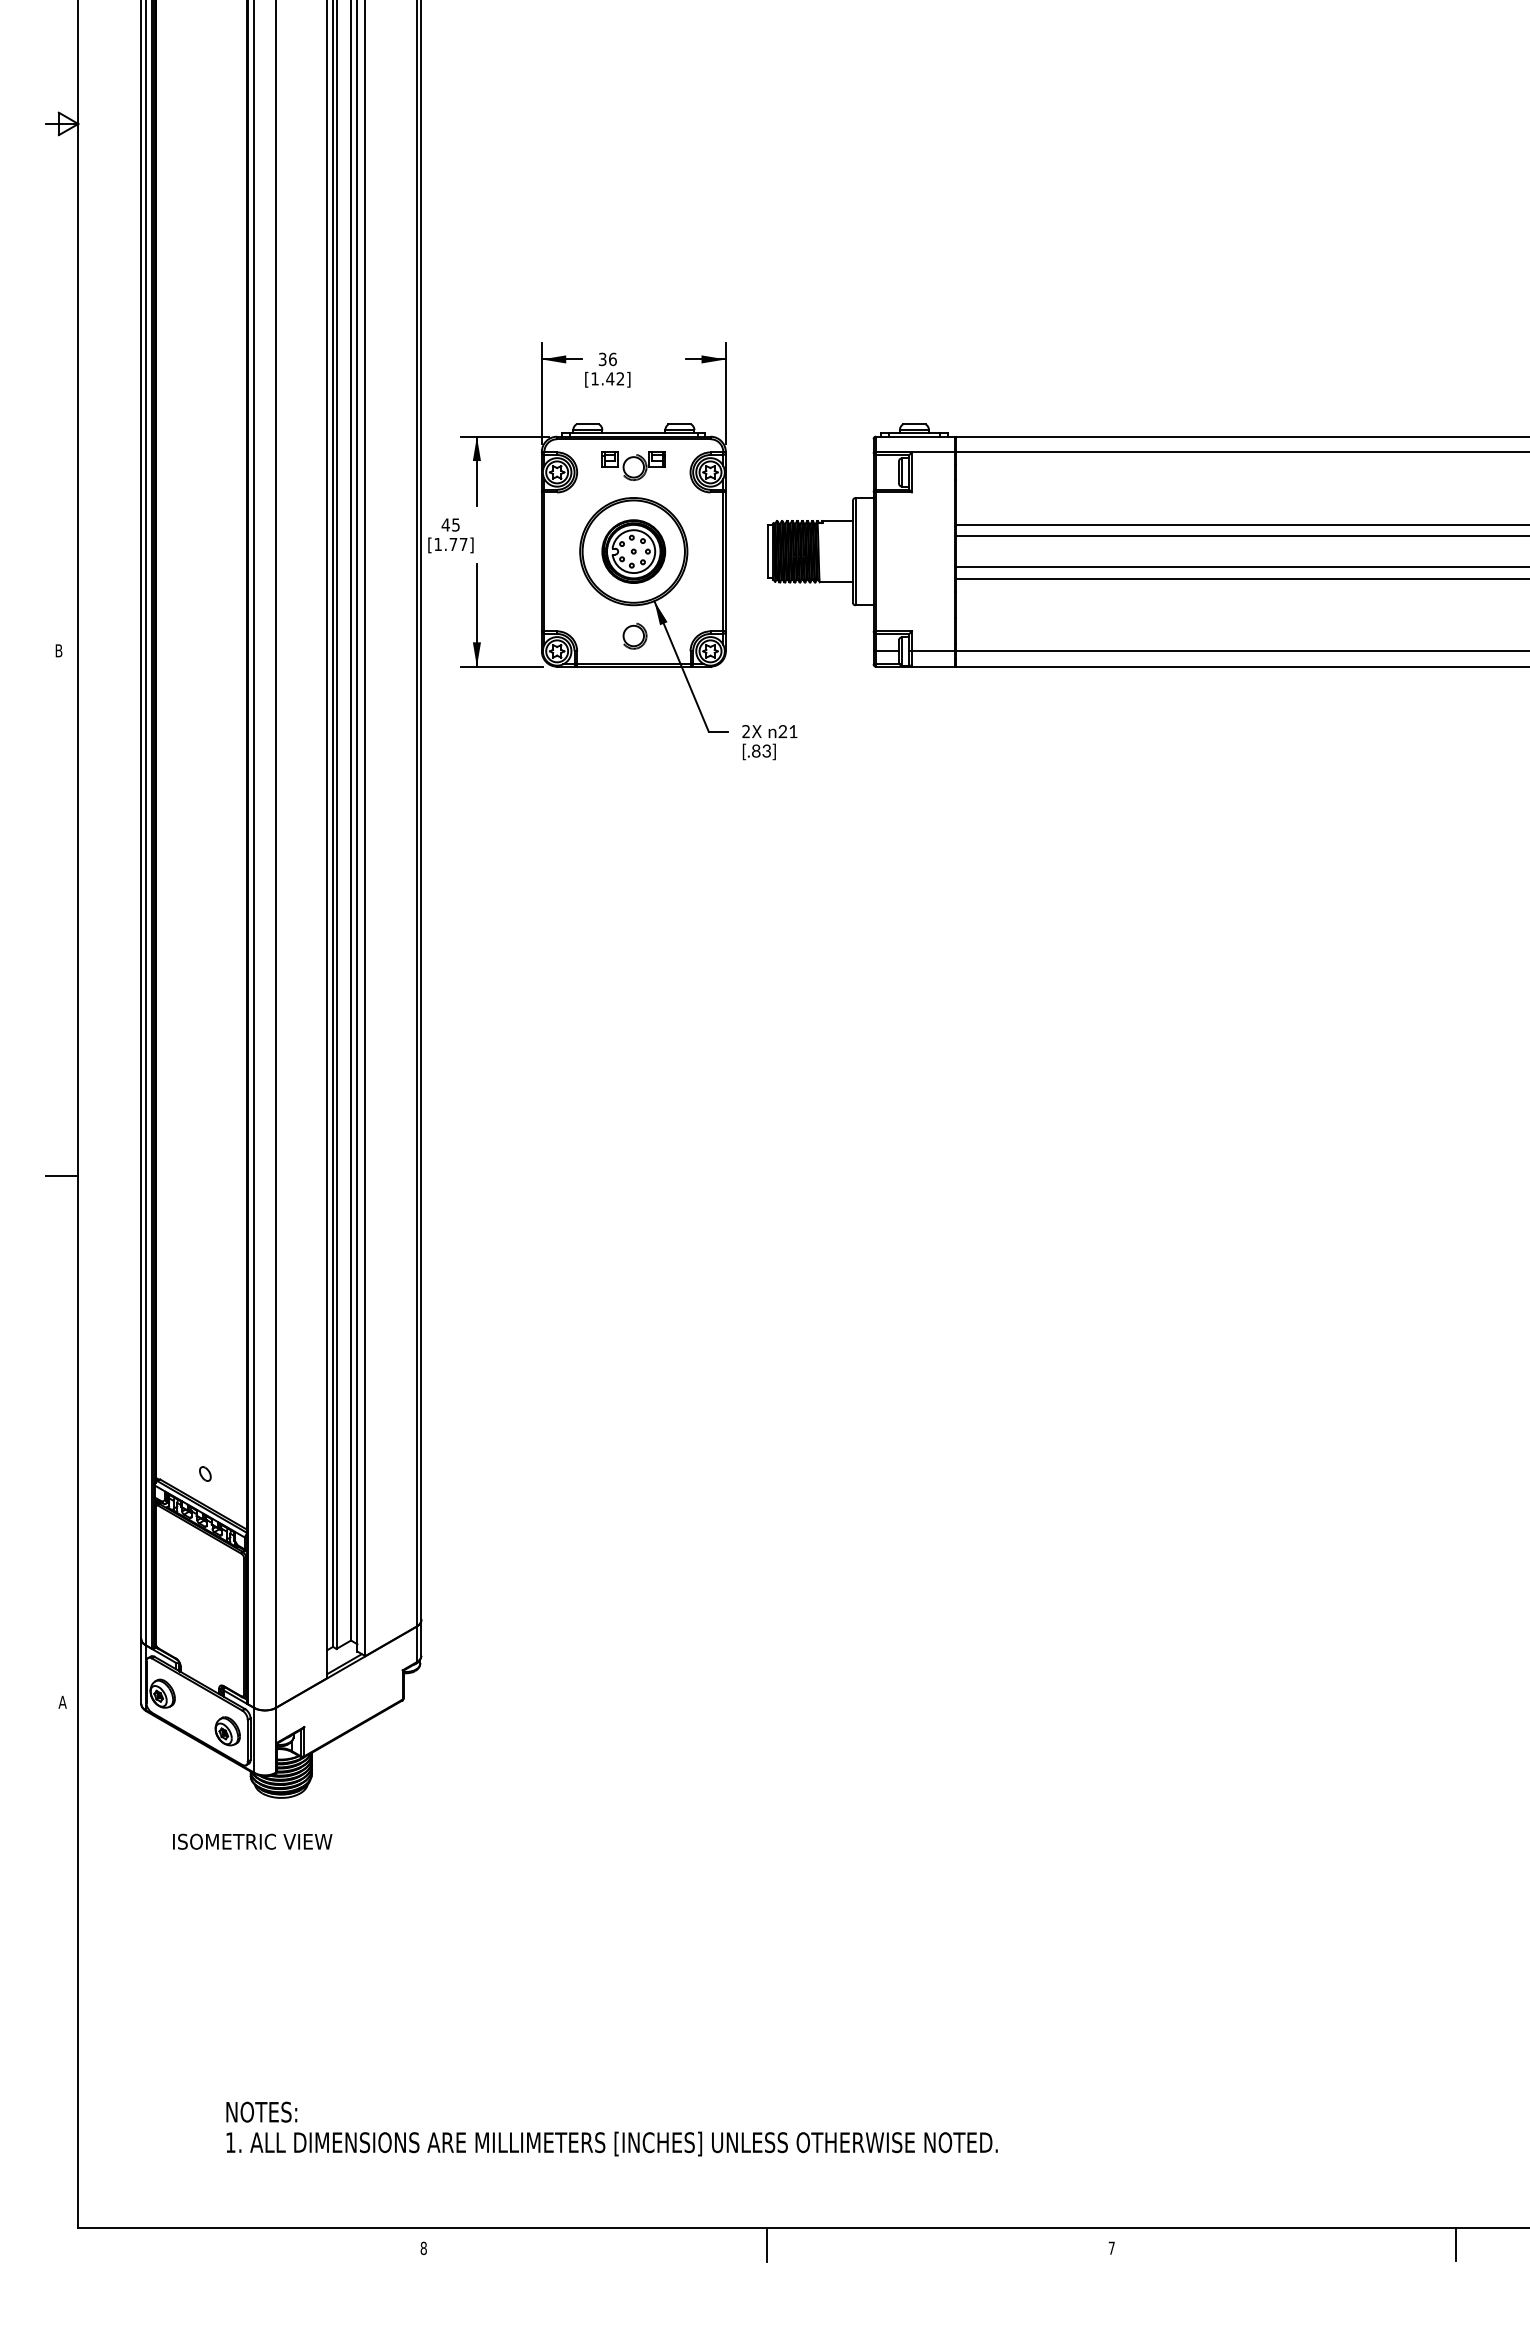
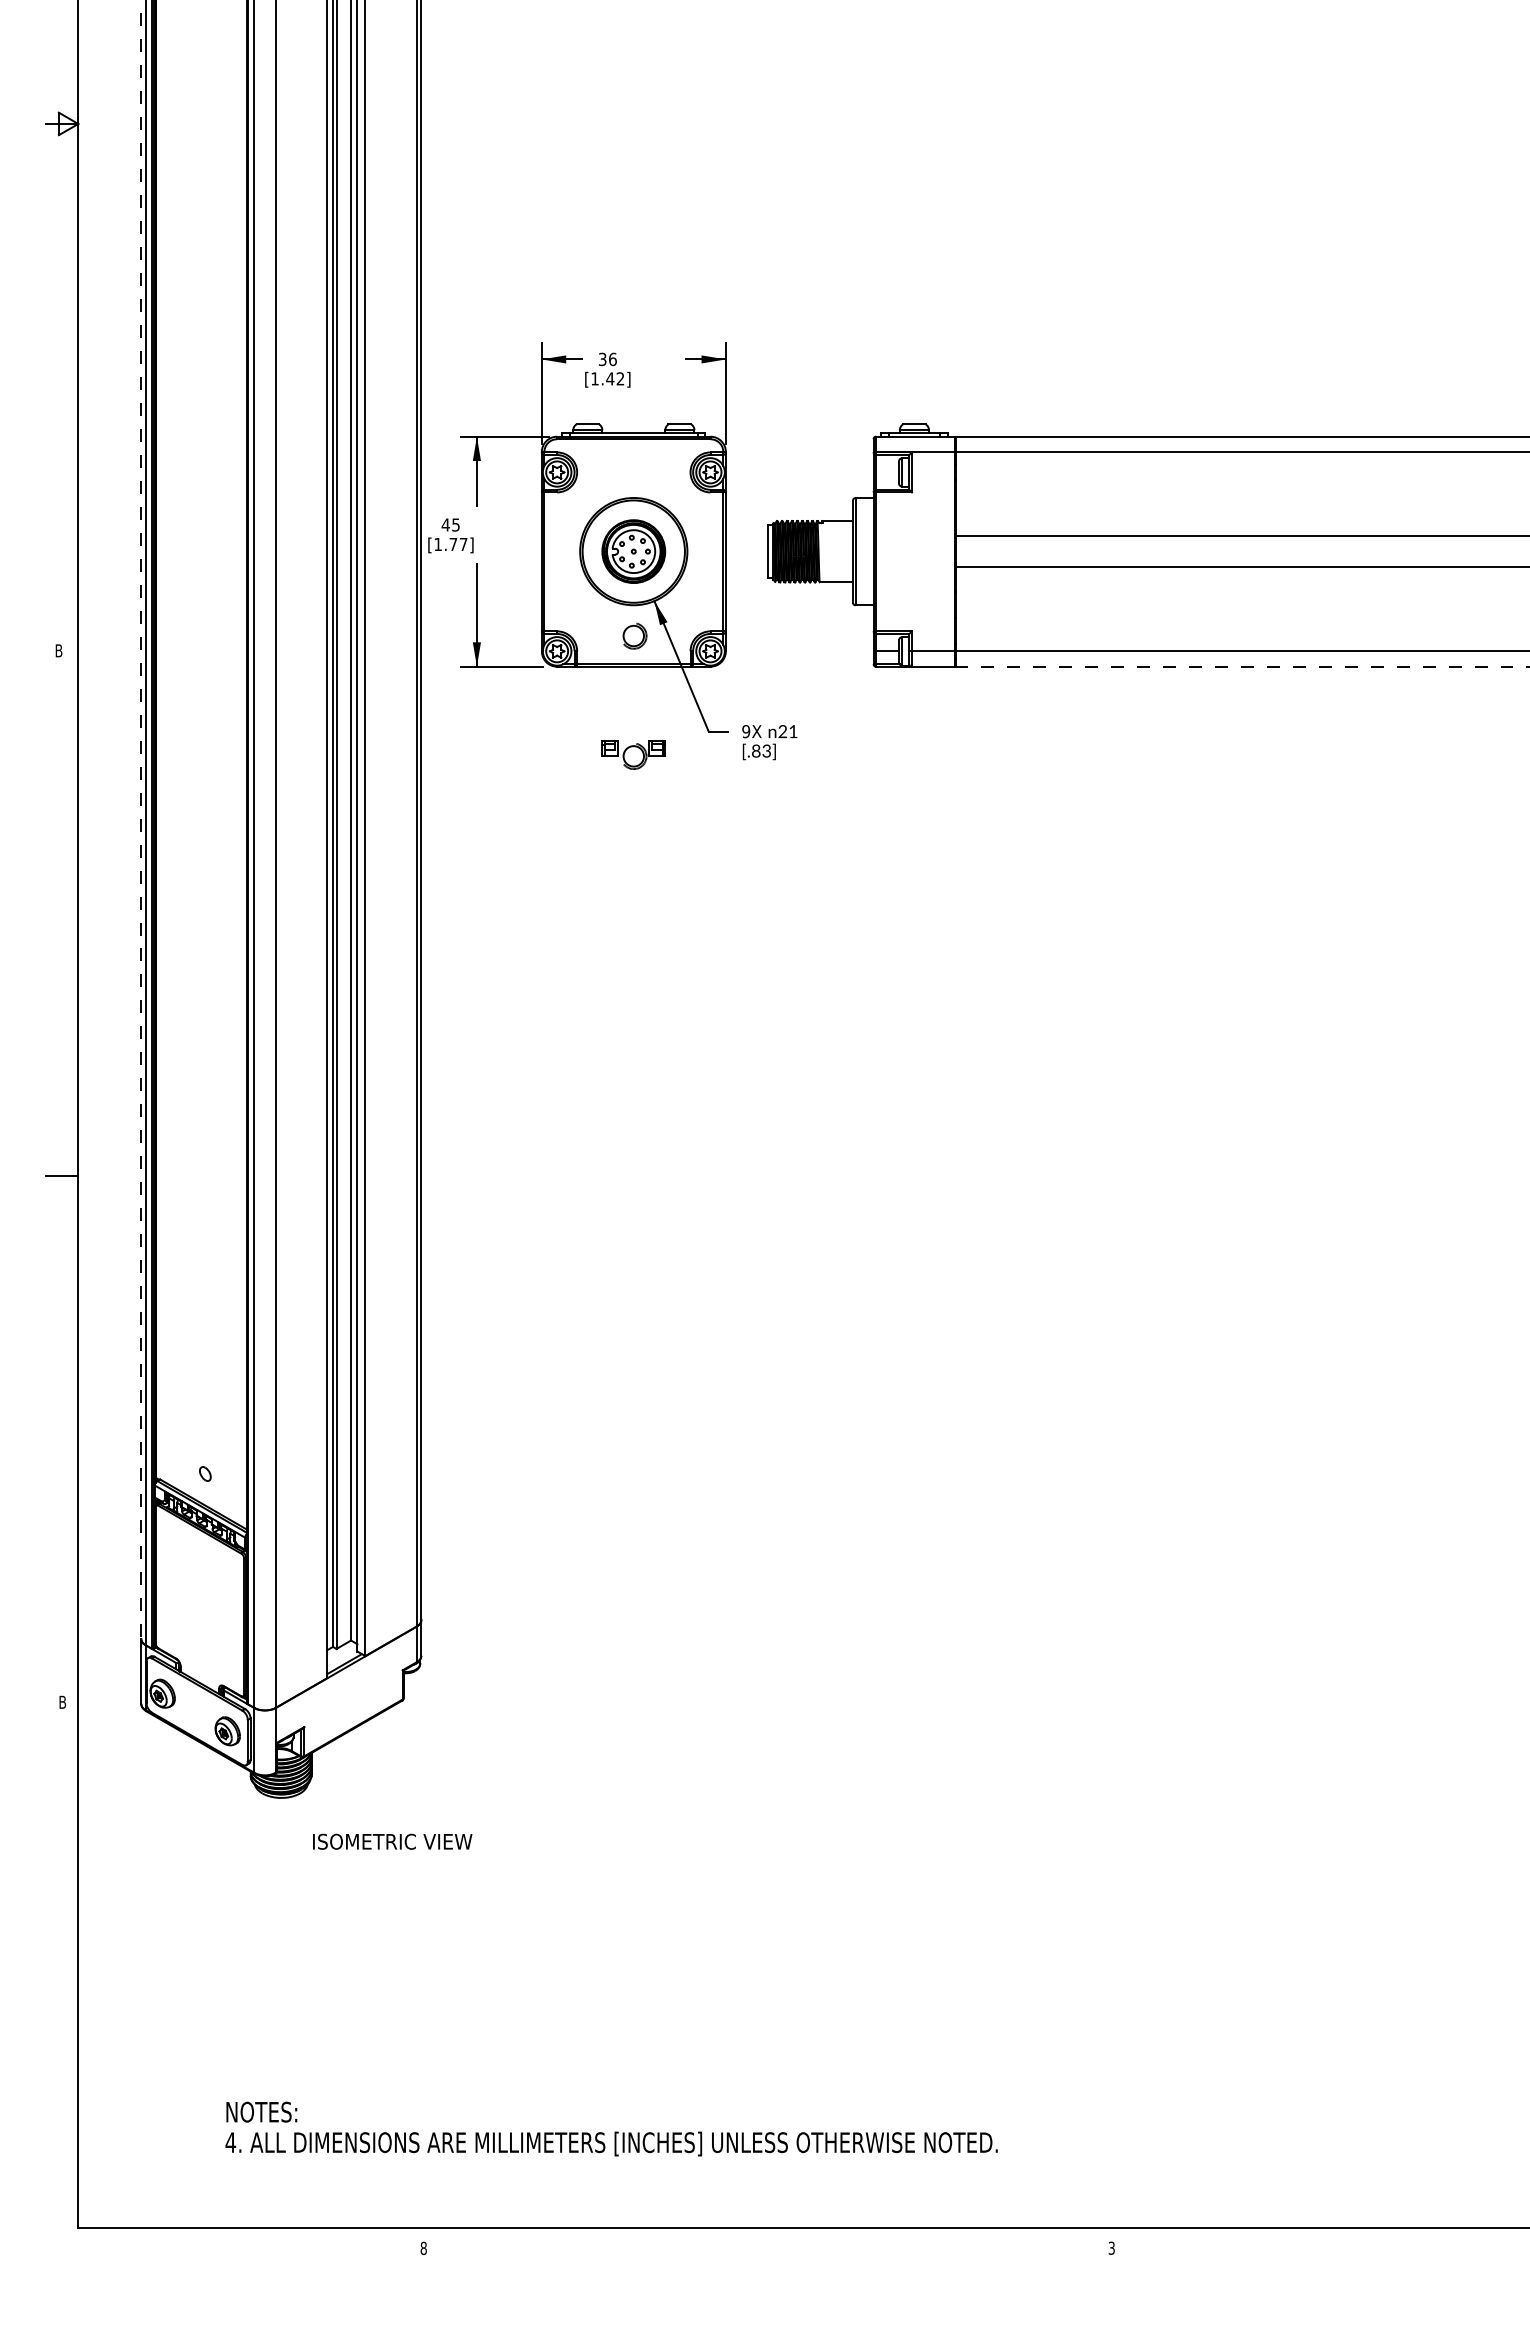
part position: (633, 465) -> (633, 754) (633, 754)
line: present -> none (1240, 524)
line: present -> none (1240, 578)
line: solid -> dashed (1242, 666)
text: 2X -> 9X (746, 731)
line: solid -> dashed (141, 820)
text: A -> B (62, 1701)
text position: (252, 1841) -> (392, 1841) (392, 1841)
text: 1. -> 4. (230, 2142)
line: present -> none (1455, 2244)
line: present -> none (767, 2245)
text: 7 -> 3 (1111, 2247)
